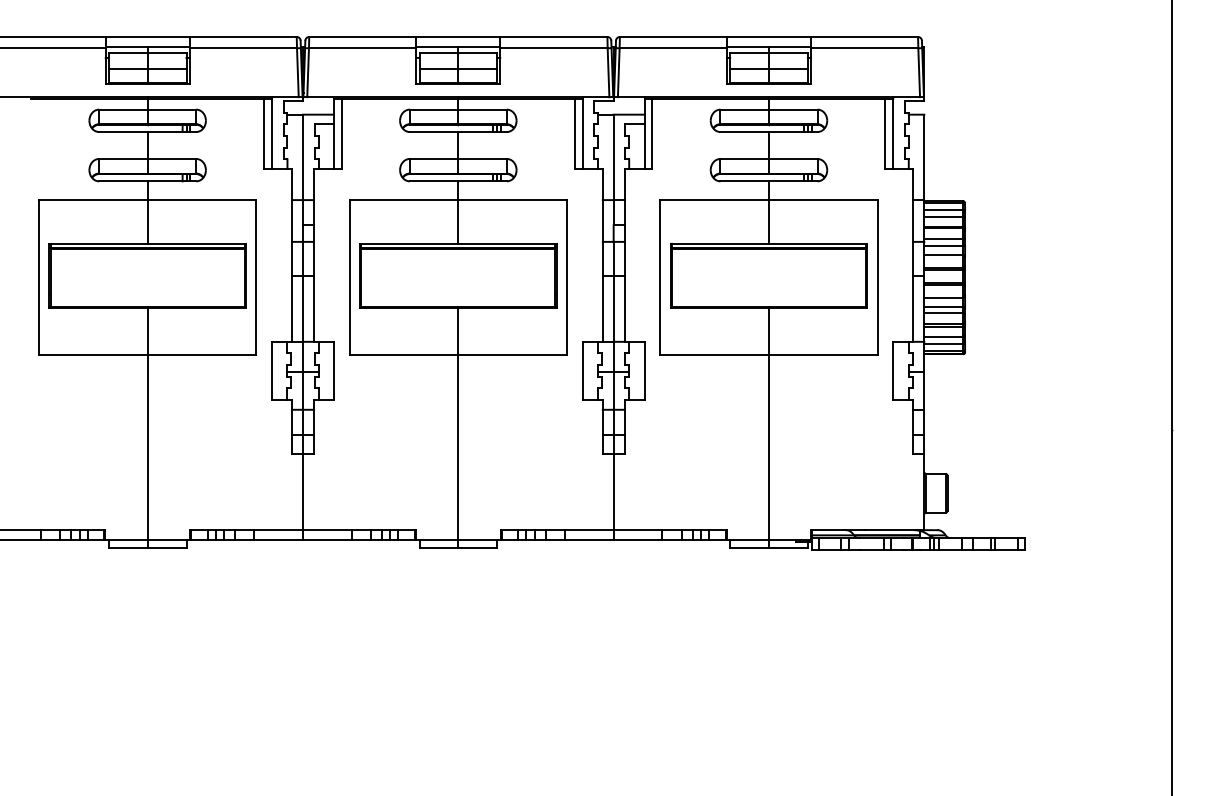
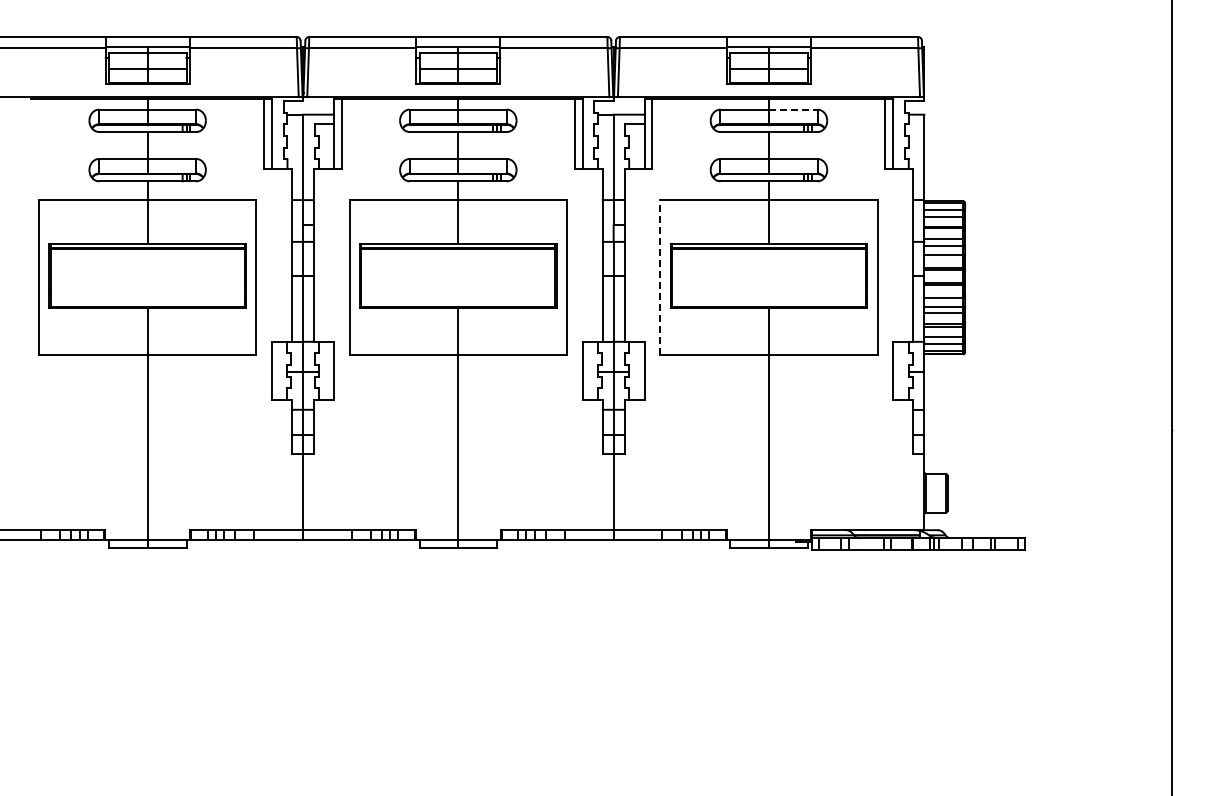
line: solid -> dashed (793, 109)
line: solid -> dashed (660, 277)
